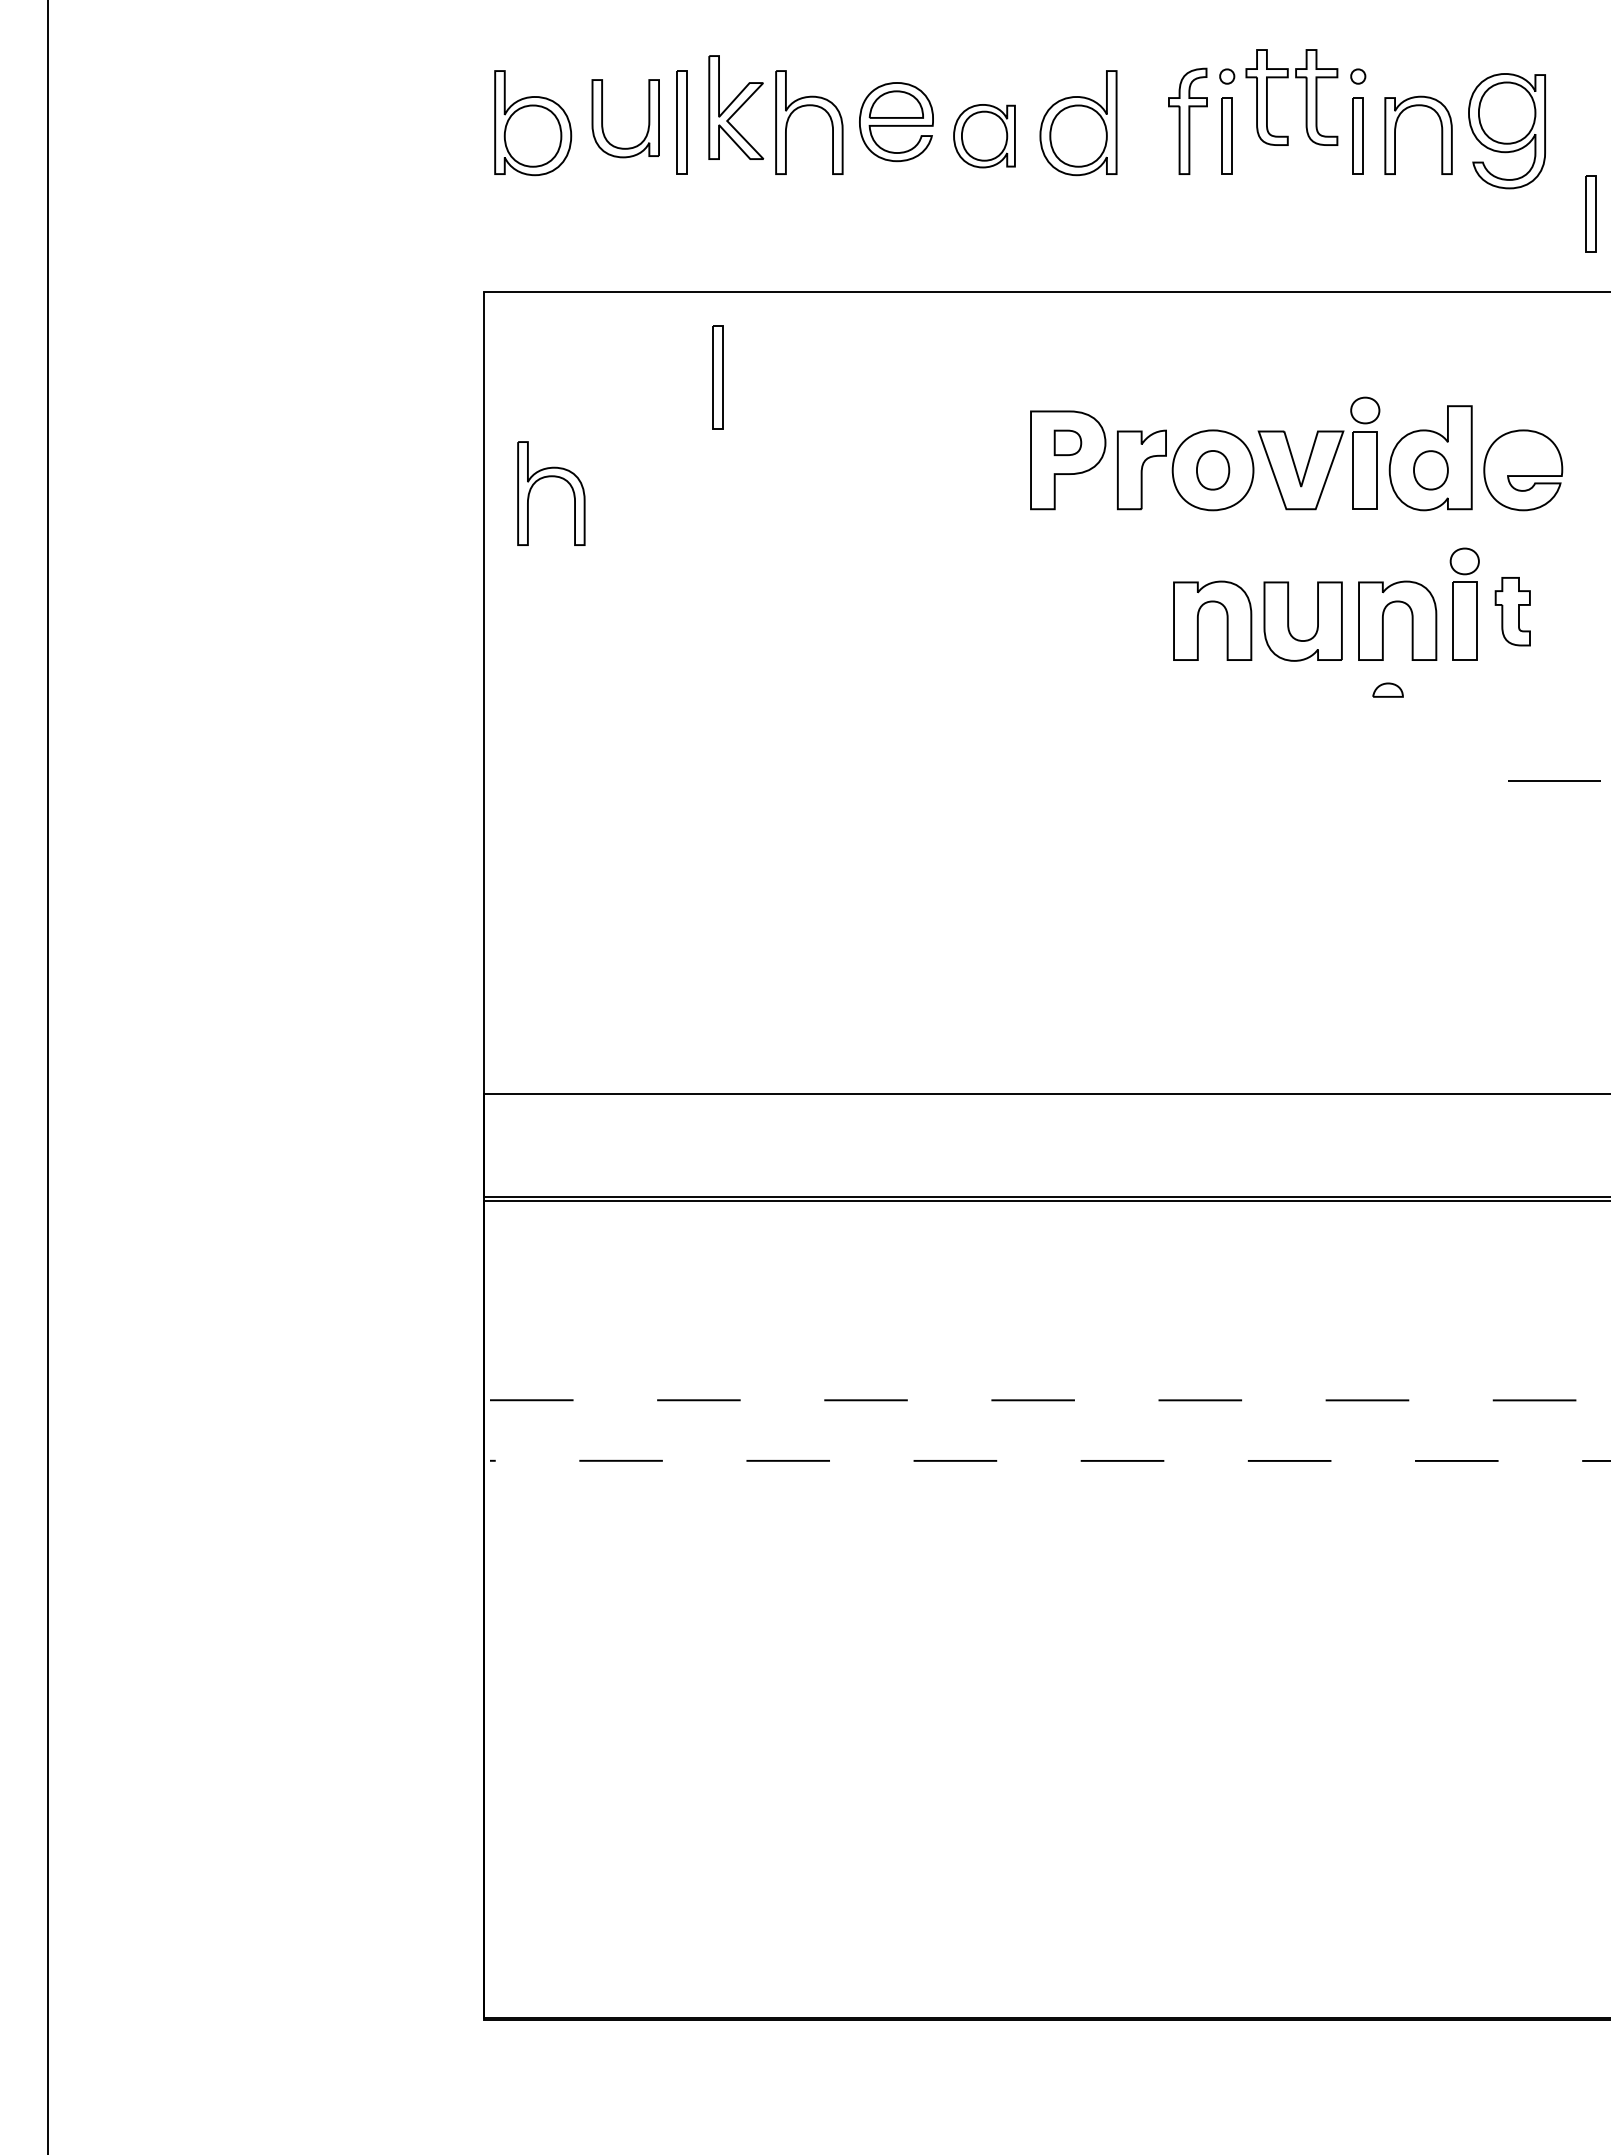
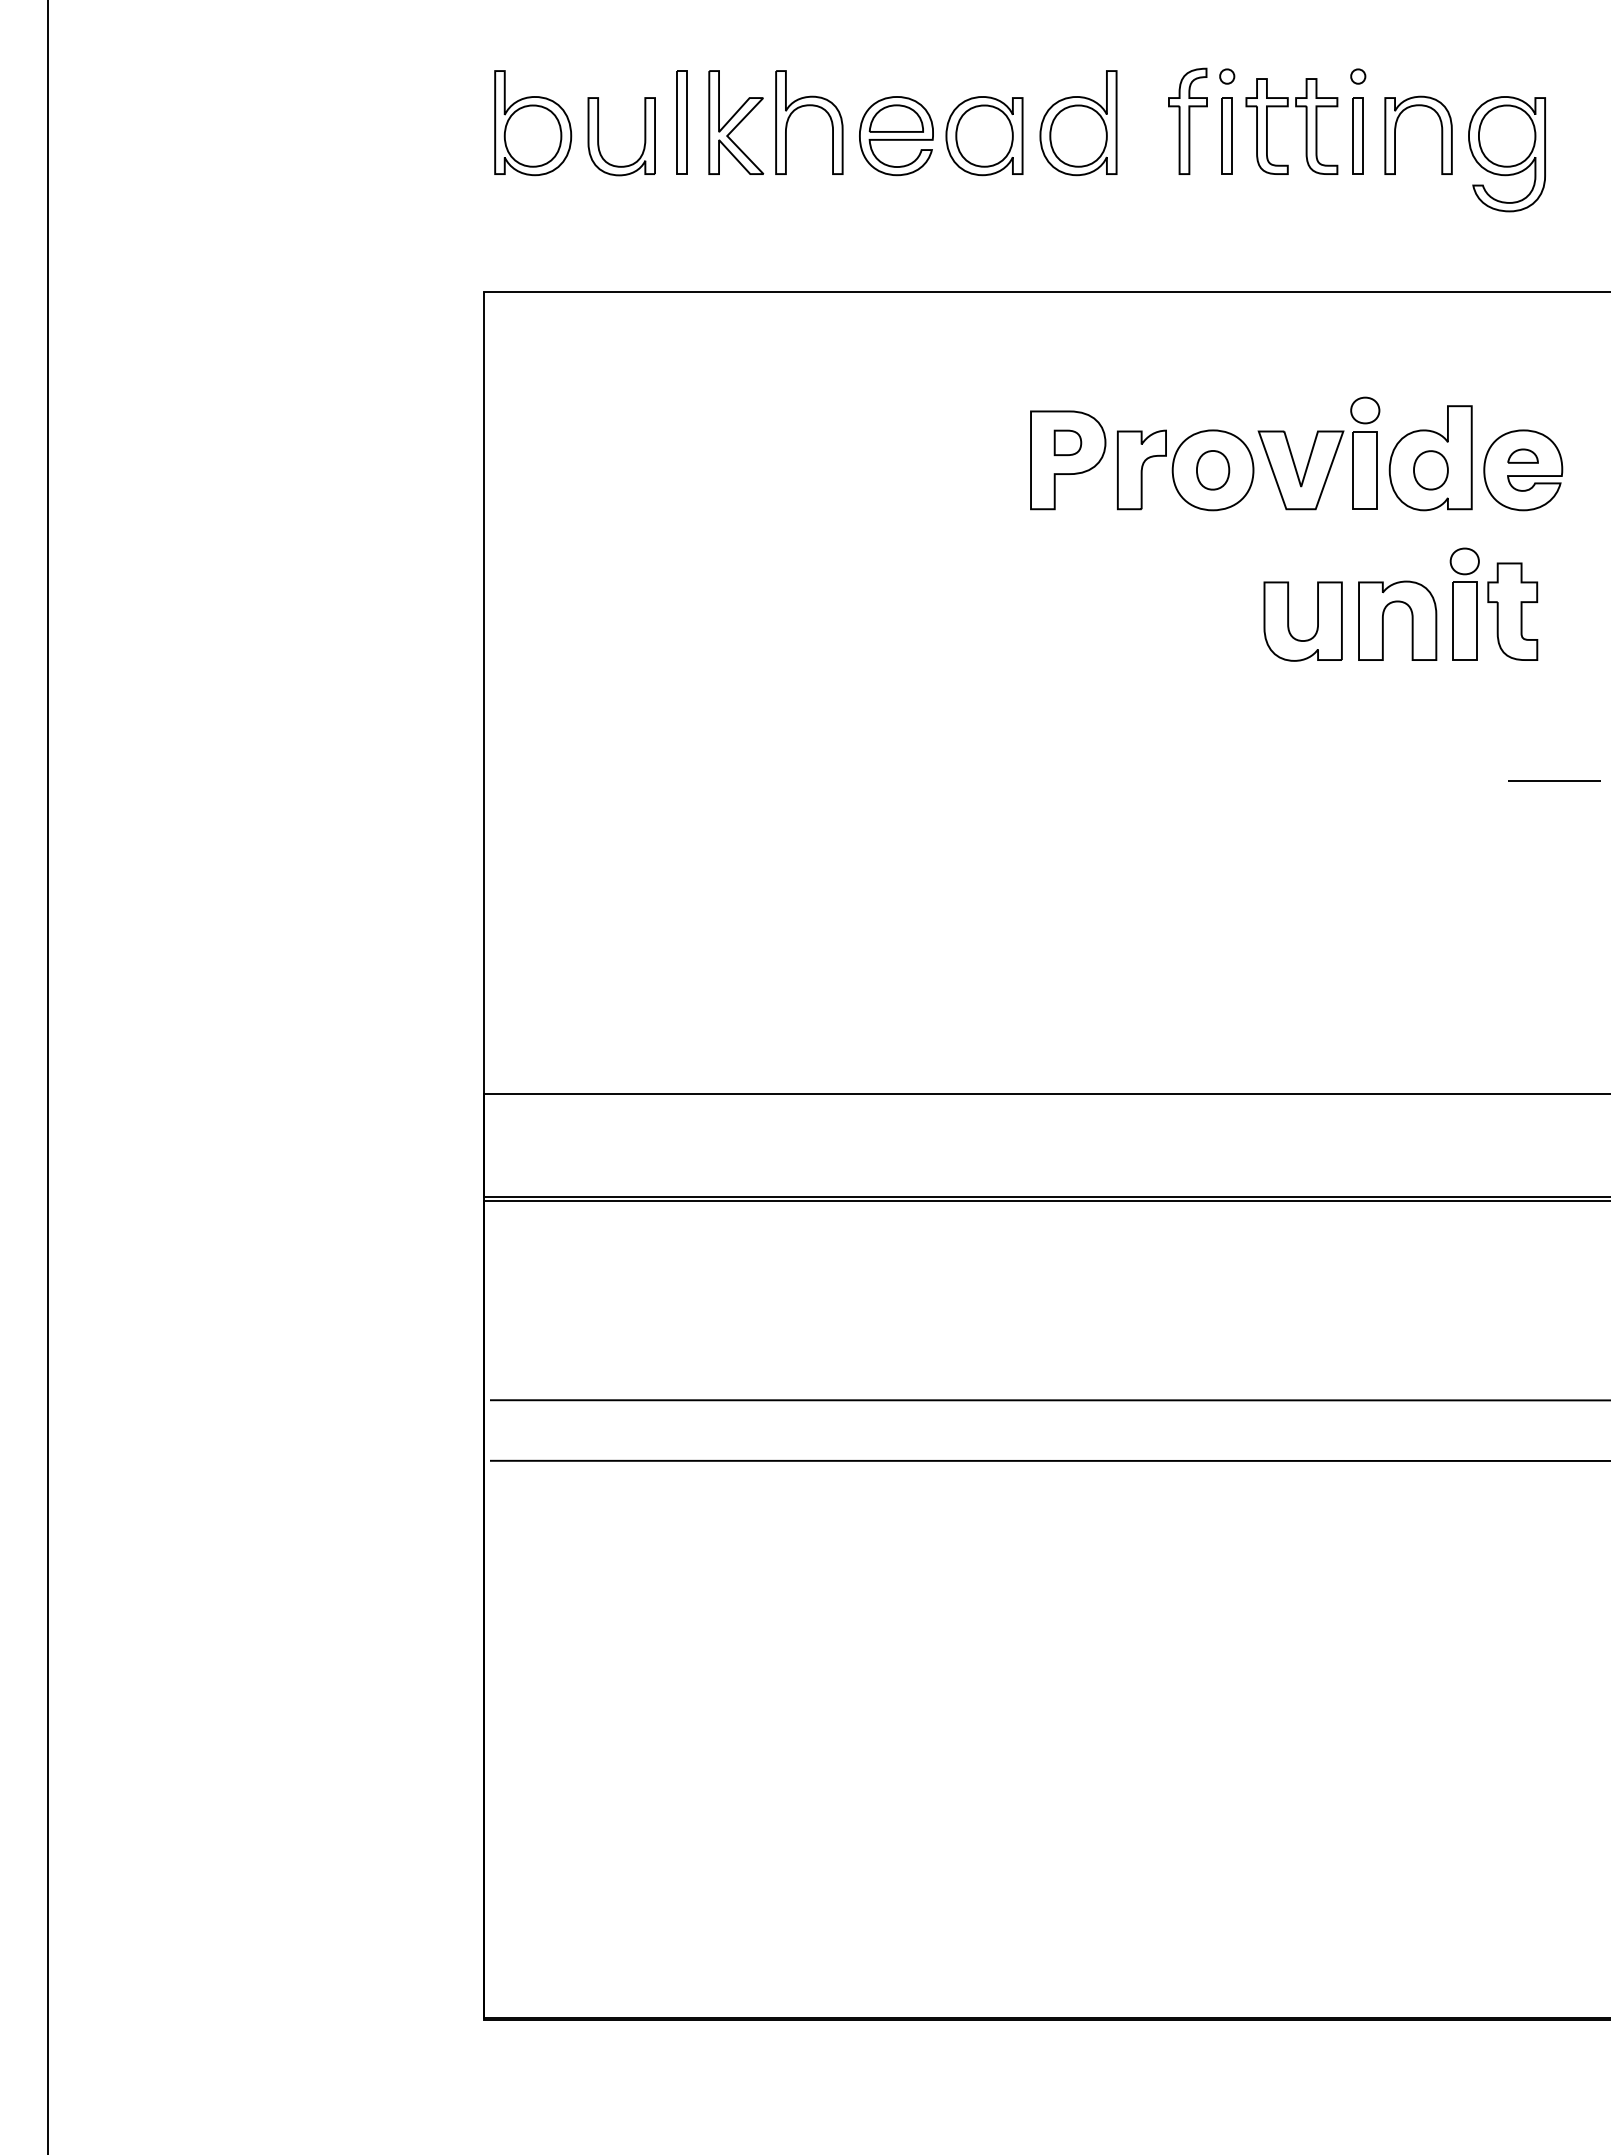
part position: (1305, 97) -> (1305, 126) (1305, 126)
part position: (736, 107) -> (736, 122) (736, 122)
part position: (602, 118) -> (598, 136) (598, 136)
part position: (896, 122) -> (896, 136) (896, 136)
part position: (1506, 131) -> (1506, 154) (1506, 154)
part size: 63x65 px -> 79x81 px (984, 136)
part: present -> none (1590, 213)
part: present -> none (717, 377)
part: present -> none (551, 477)
part size: 37x70 px -> 52x99 px (1512, 611)
part: present -> none (1198, 620)
part position: (1387, 689) -> (1522, 455) (1522, 455)
line: dashed -> solid (1610, 1460)
